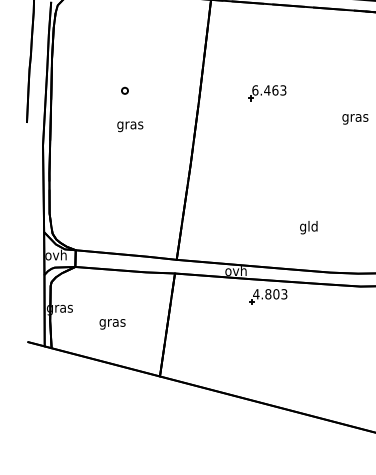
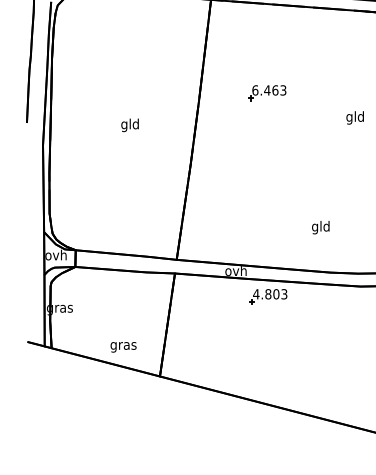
part: present -> none (124, 90)
text: gras -> gld (355, 117)
text: gras -> gld (130, 125)
text position: (308, 227) -> (320, 227) (320, 227)
text position: (112, 324) -> (123, 347) (123, 347)
